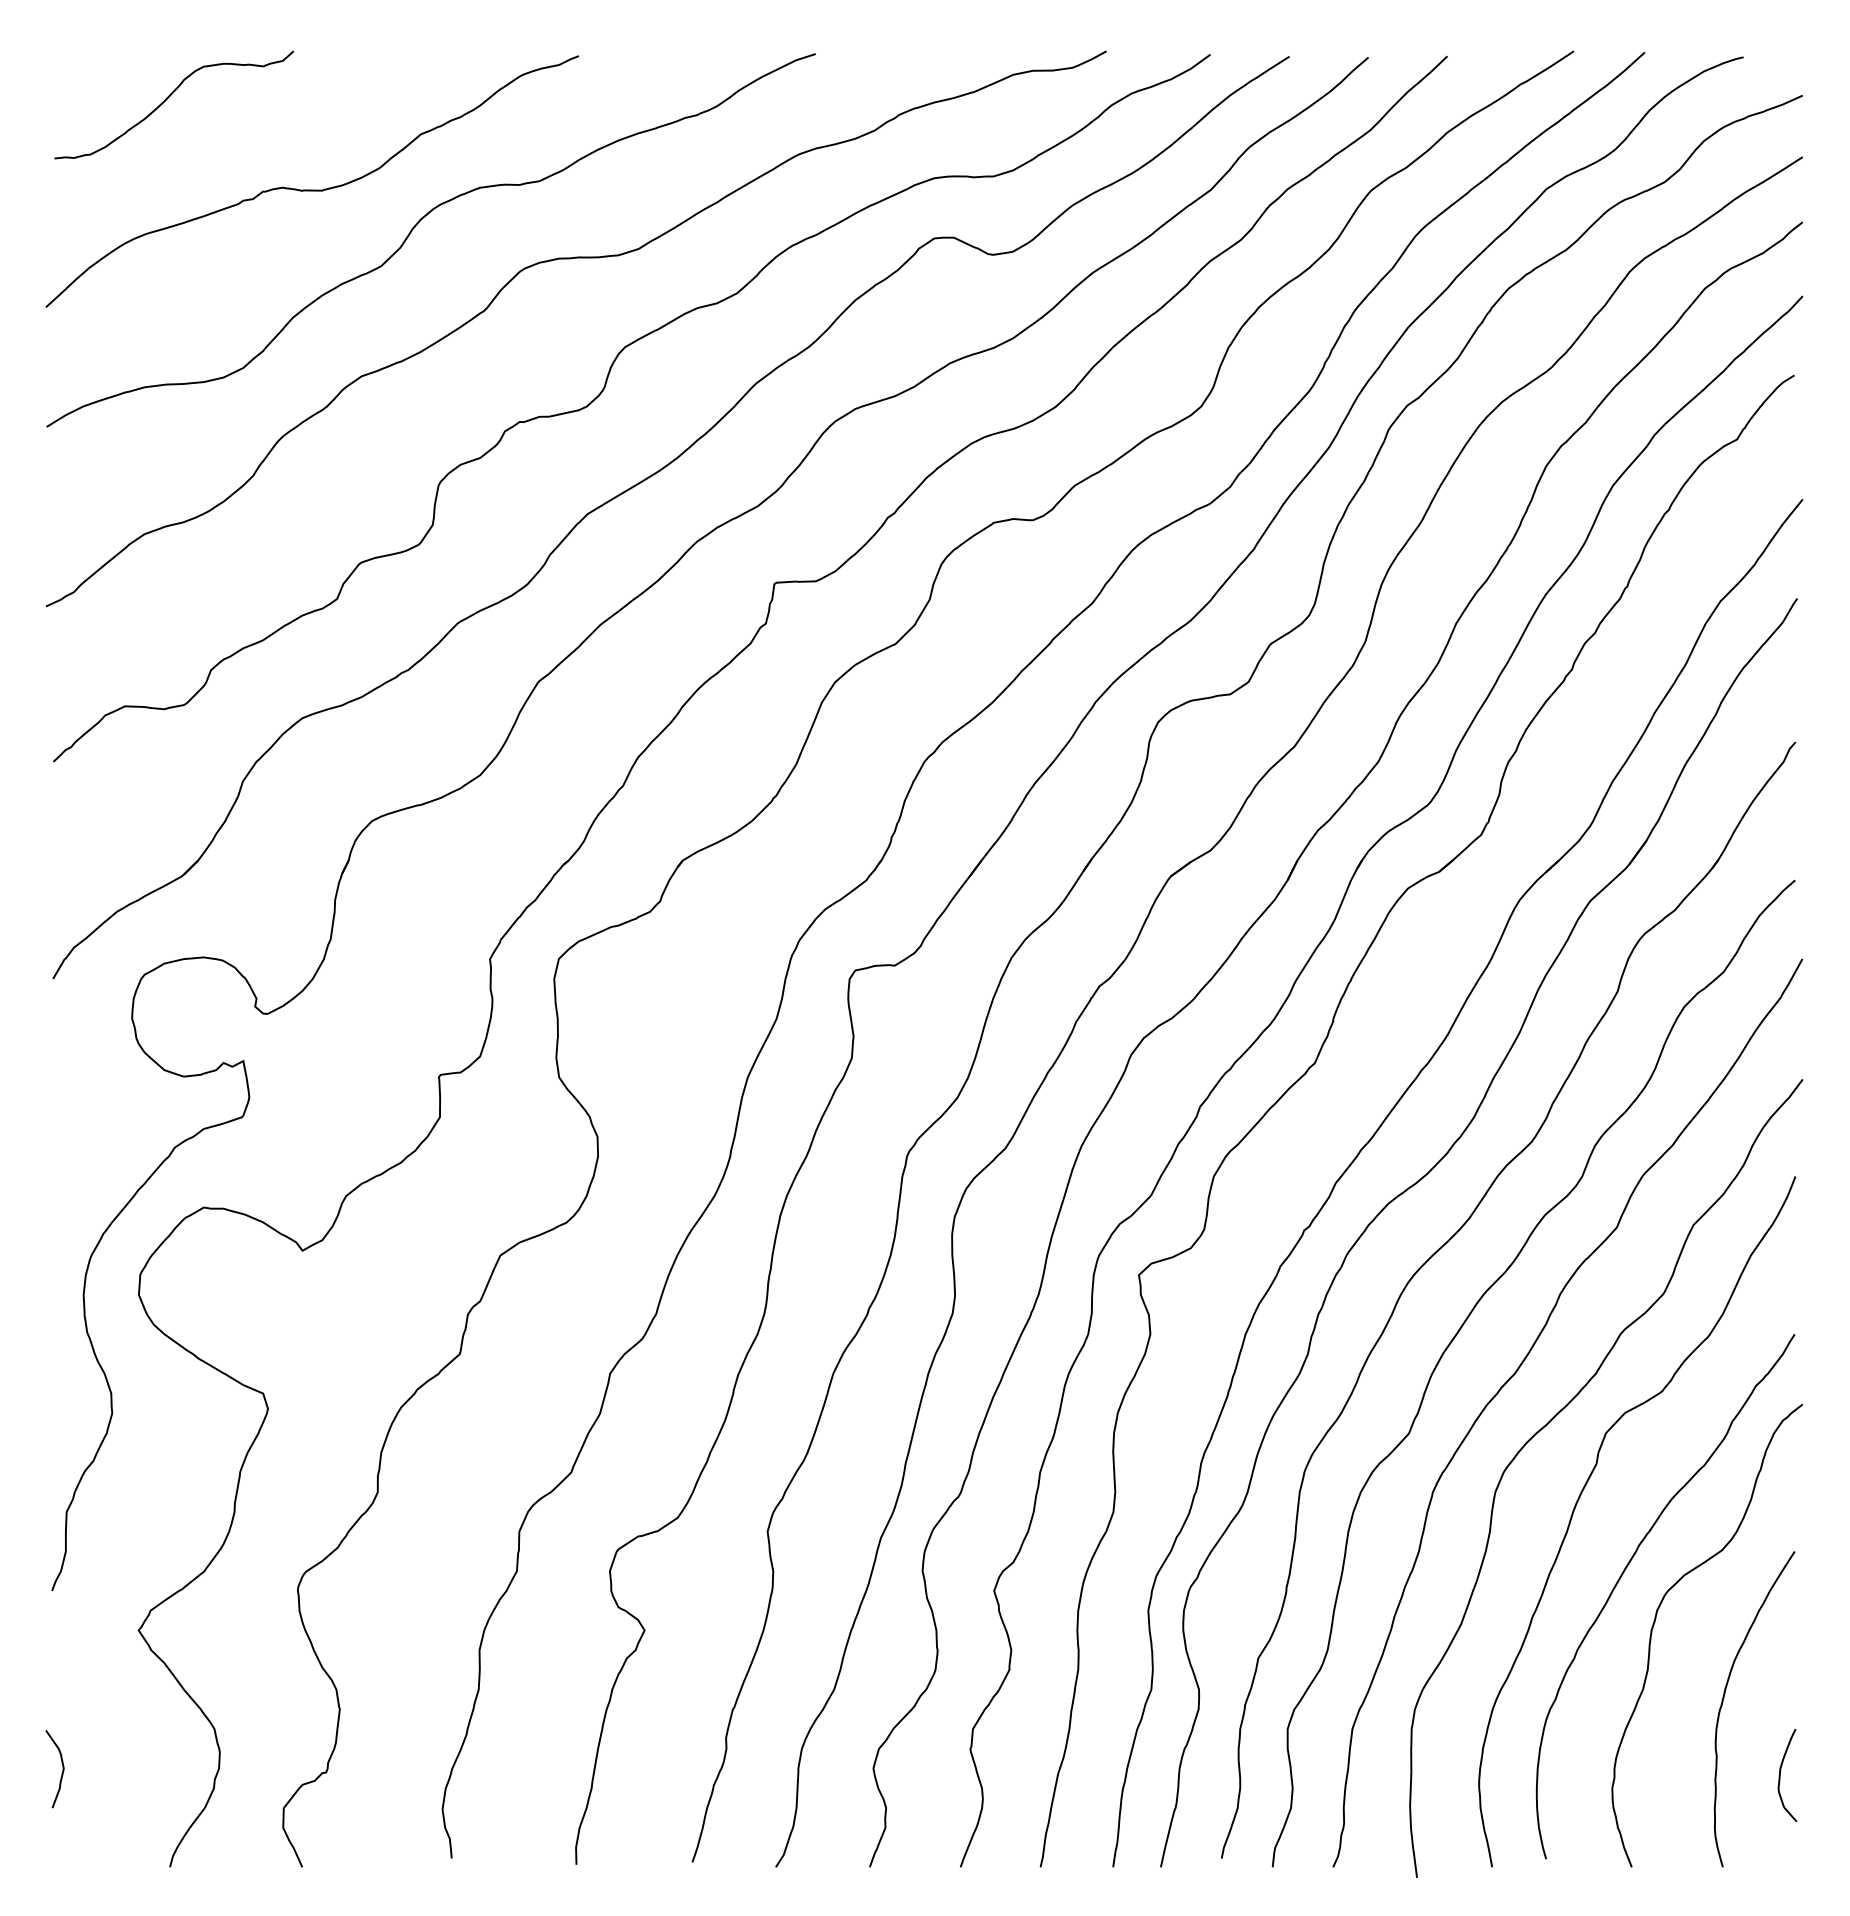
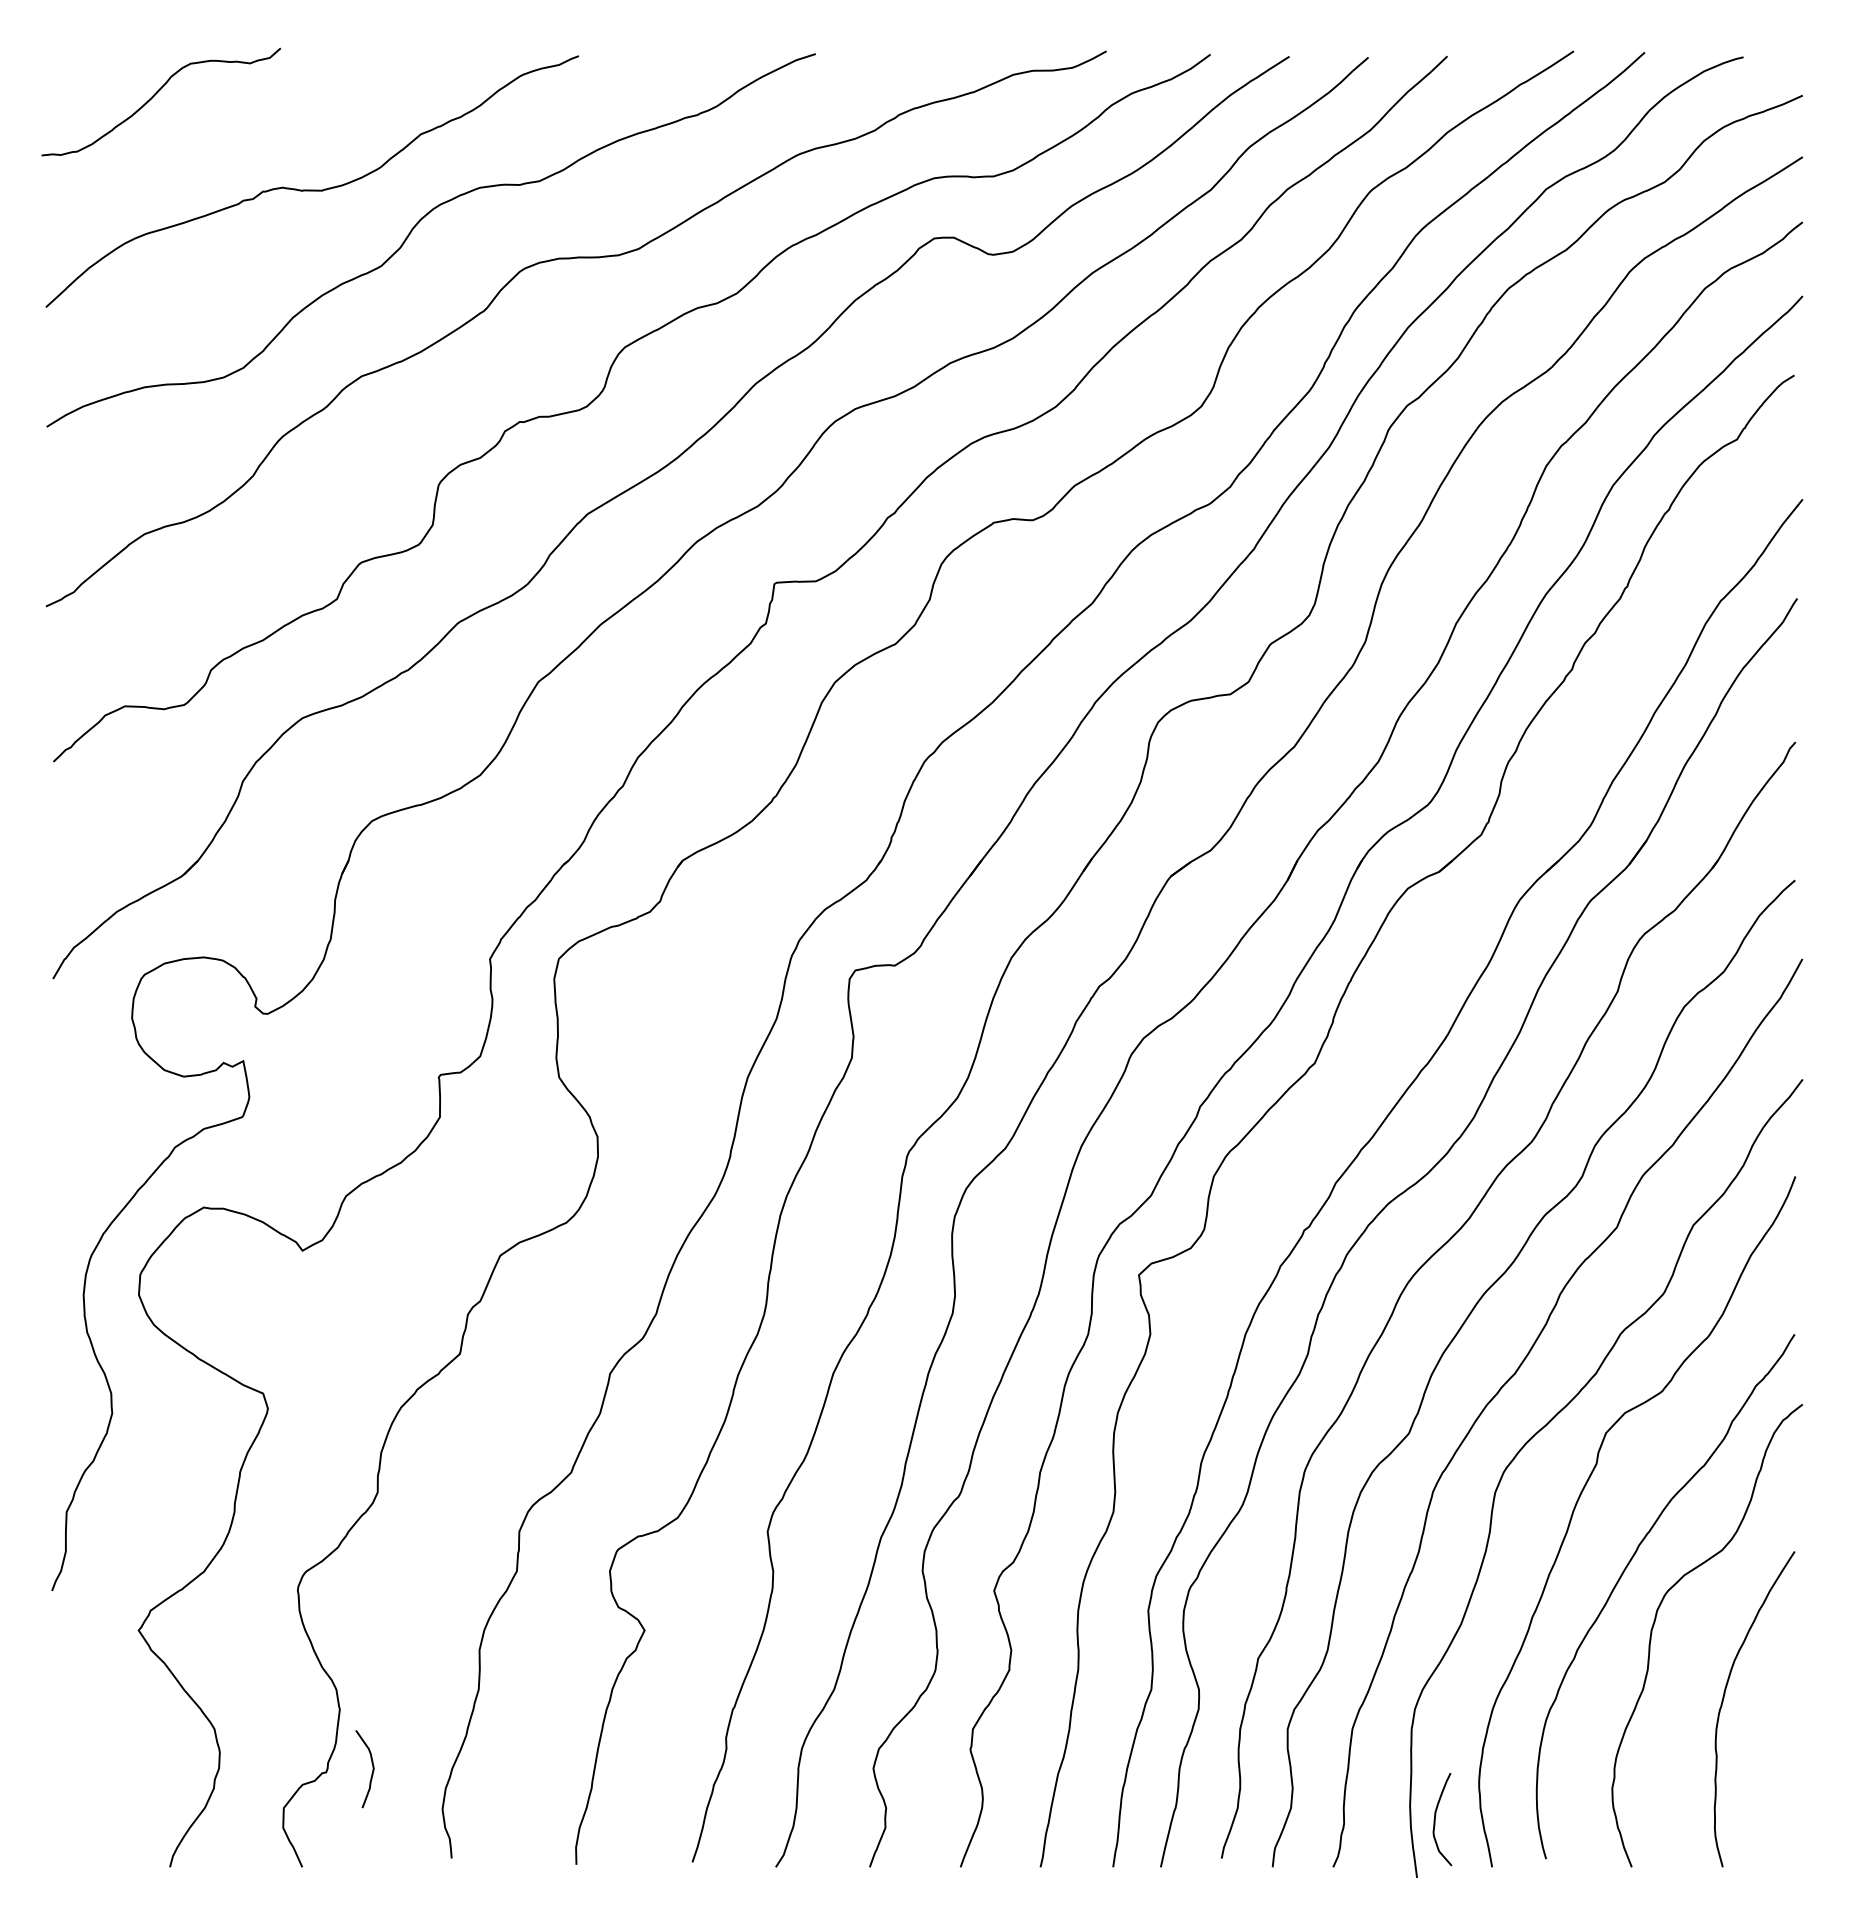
curve position: (168, 98) -> (155, 95) (155, 95)
curve position: (62, 1769) -> (372, 1769) (372, 1769)
curve position: (1780, 1775) -> (1435, 1819) (1435, 1819)
